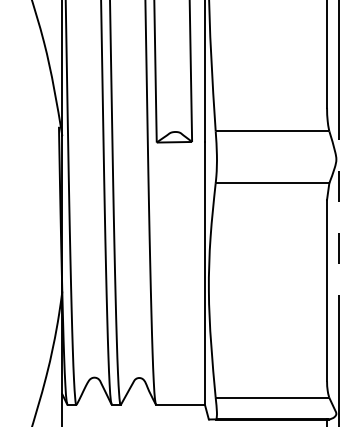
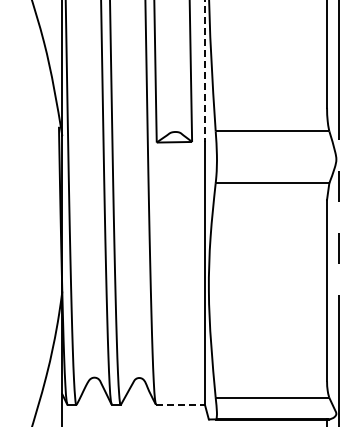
line: solid -> dashed (204, 71)
line: solid -> dashed (181, 404)
